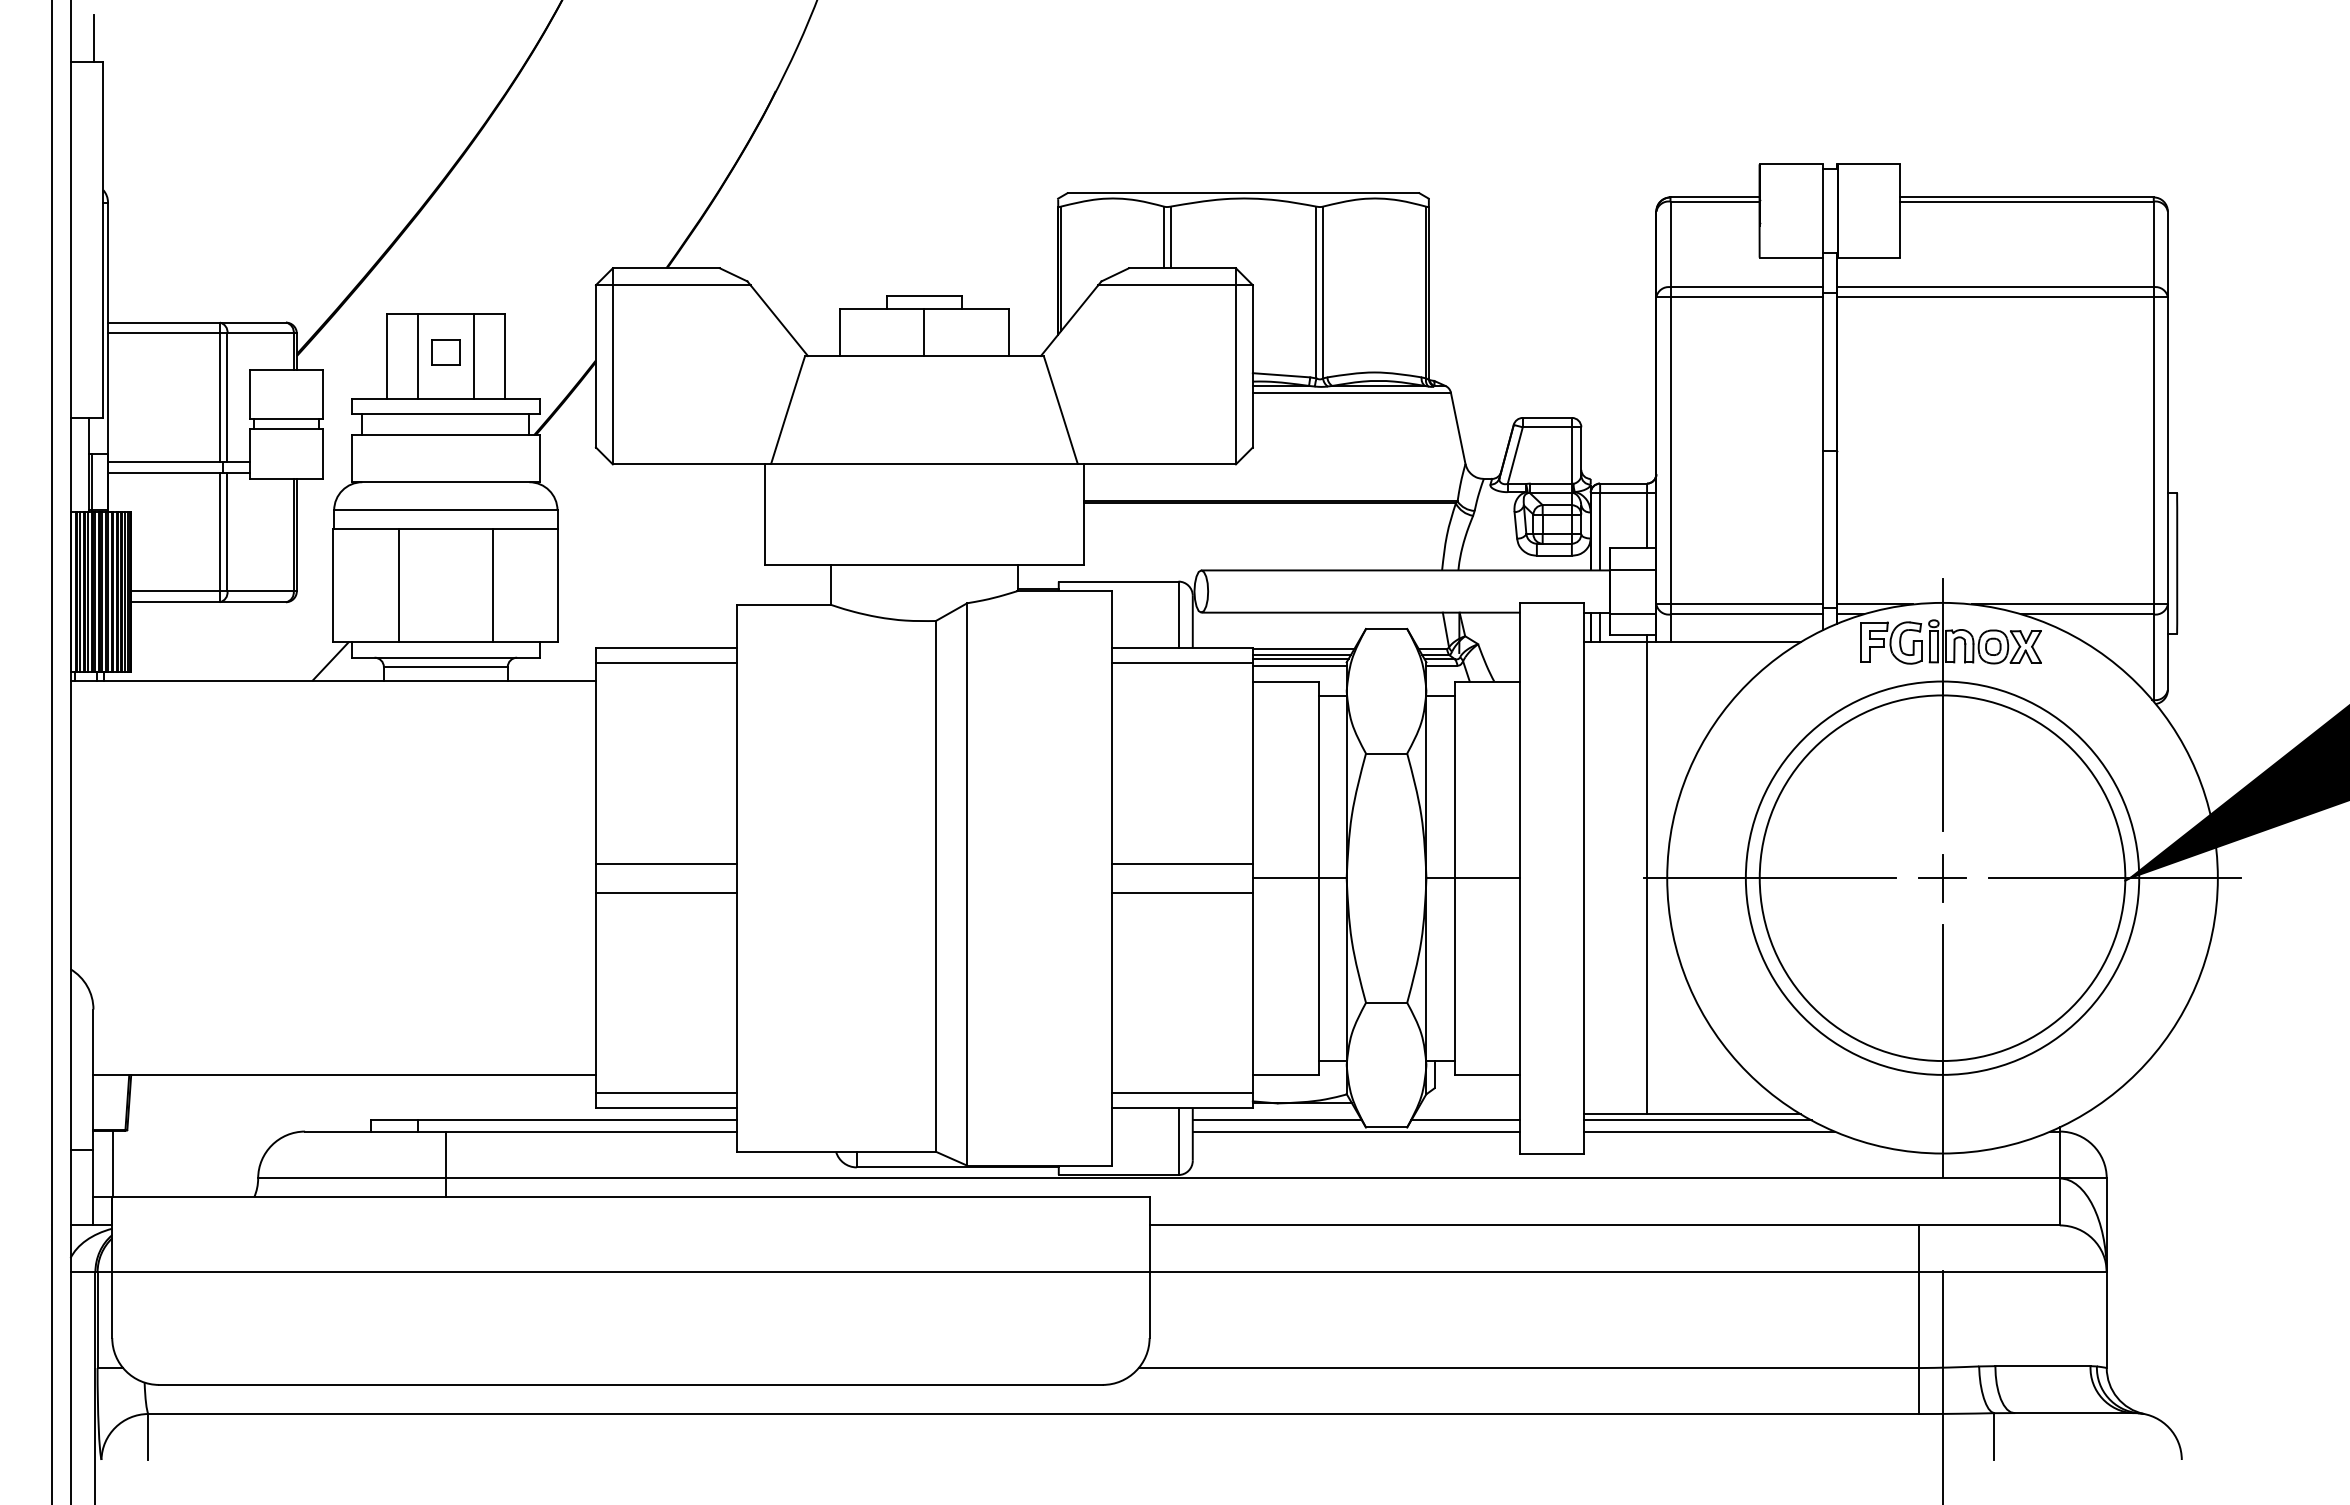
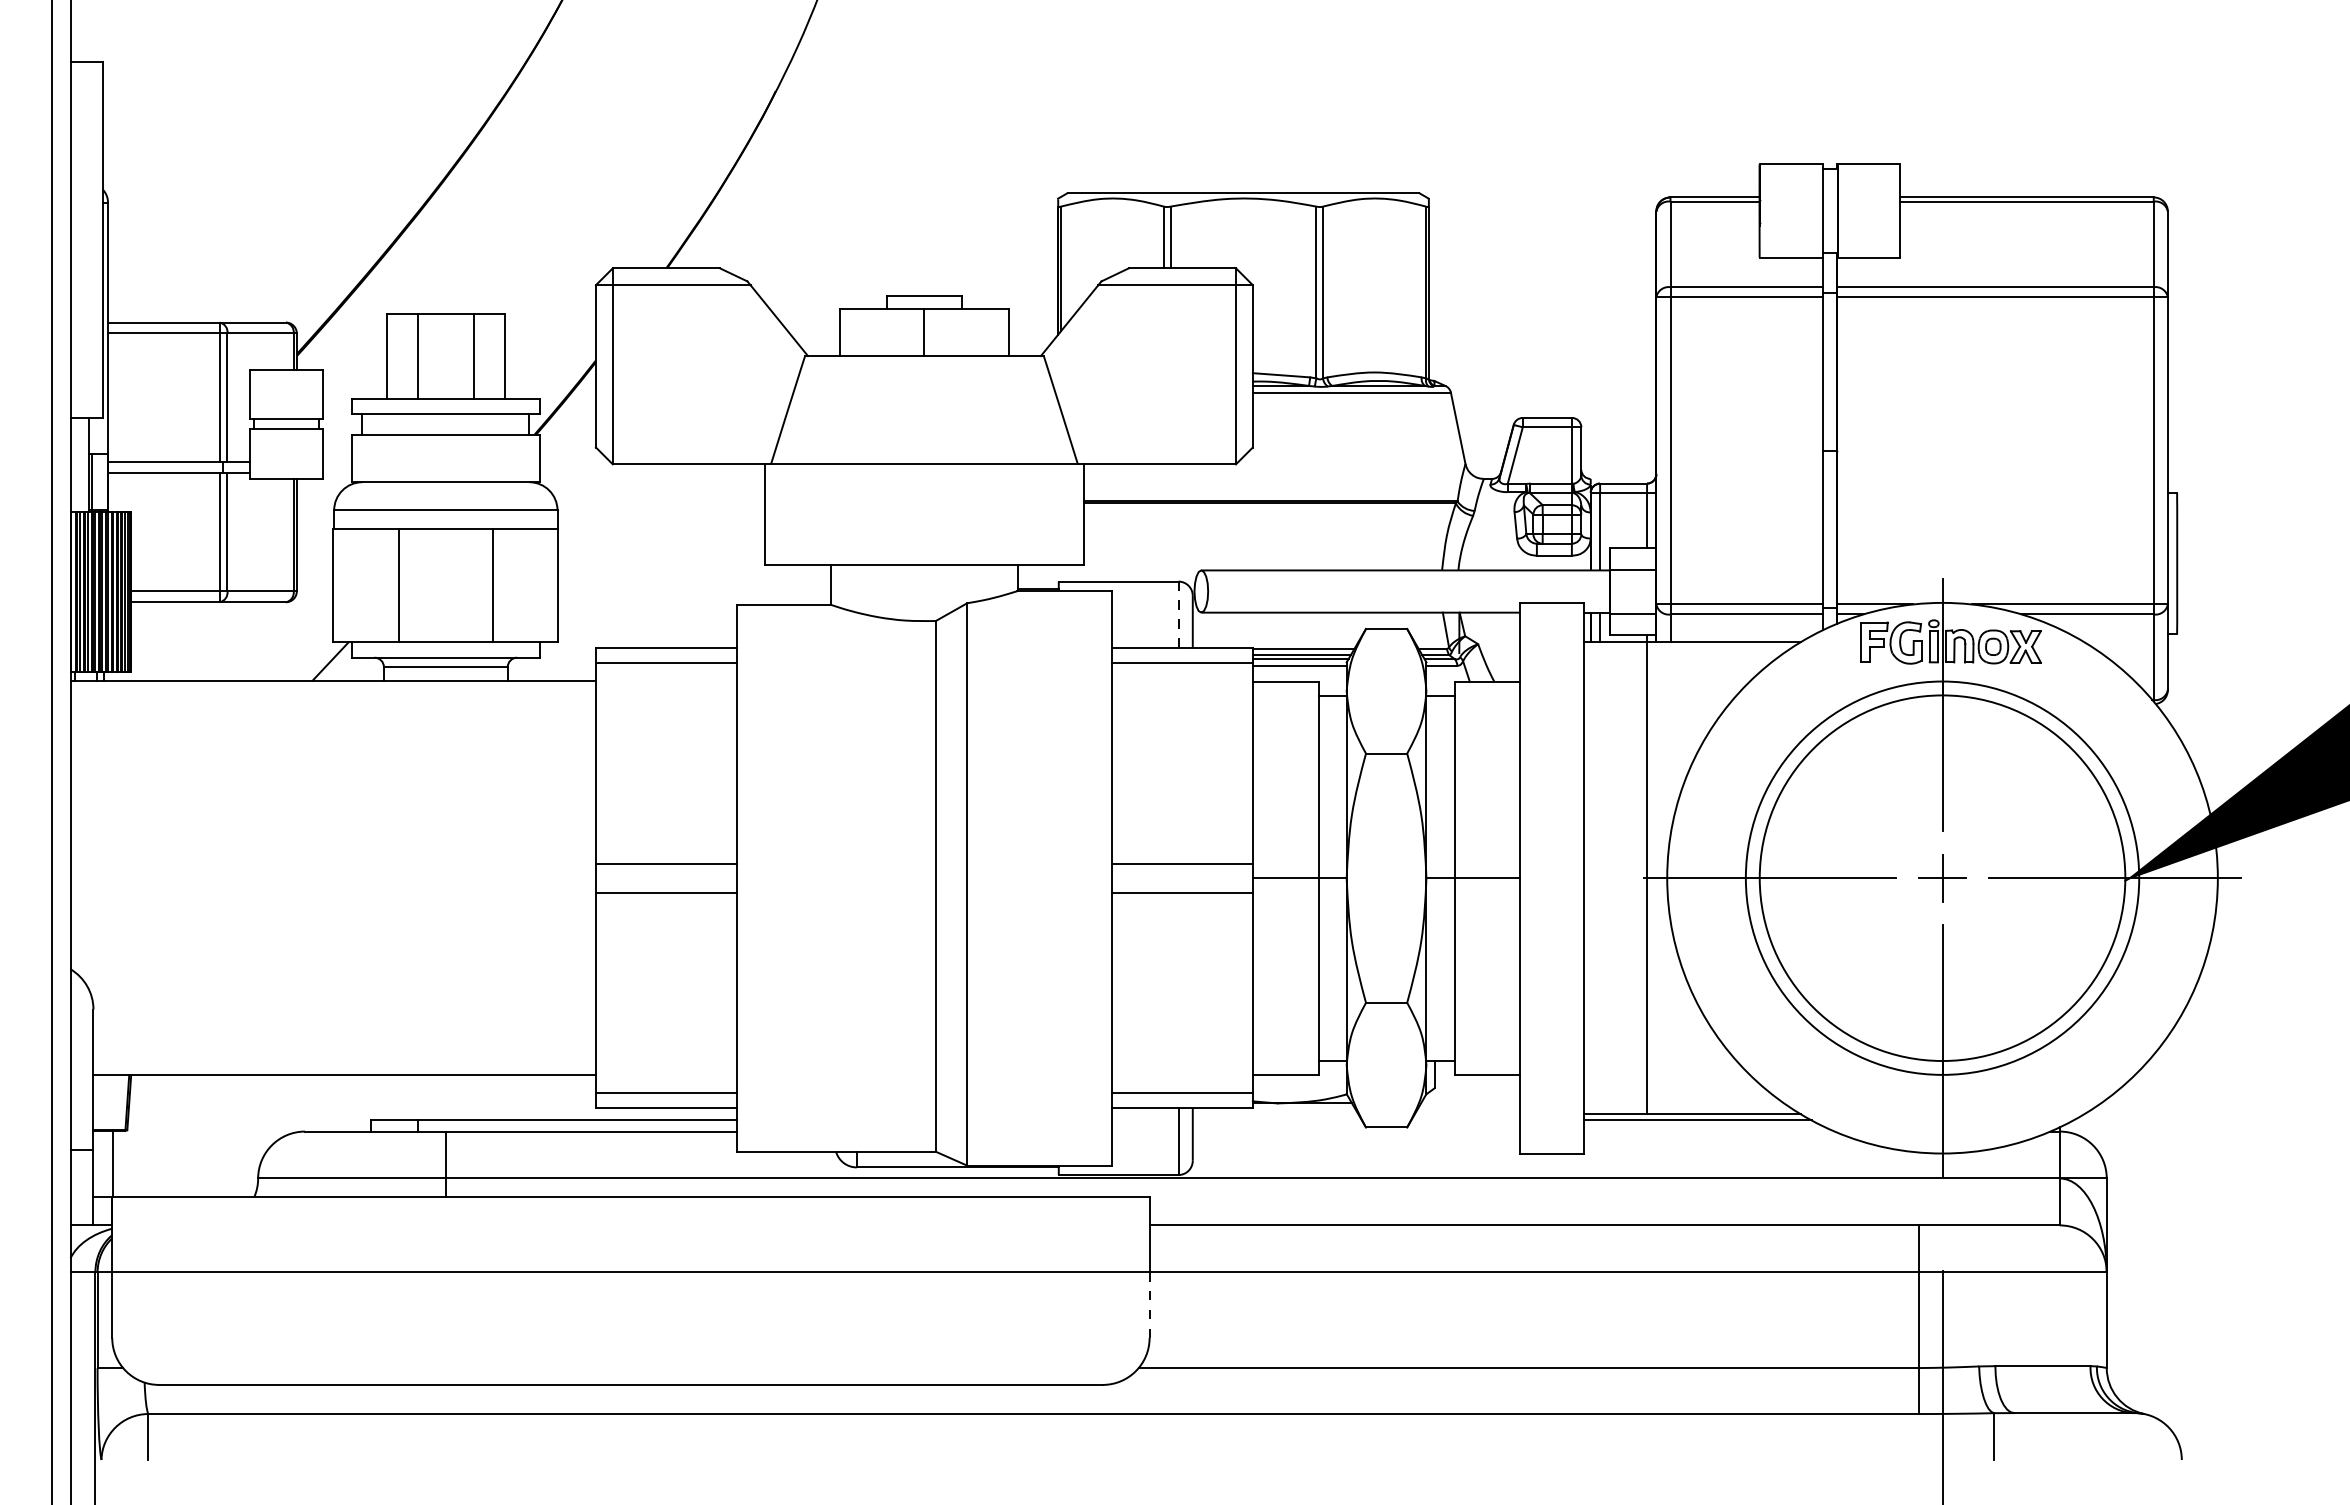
line: present -> none (93, 37)
part: present -> none (445, 352)
line: solid -> dashed (1178, 615)
line: present -> none (1276, 1120)
line: present -> none (1465, 1120)
line: present -> none (1356, 1131)
line: present -> none (1708, 1131)
line: solid -> dashed (1149, 1305)
